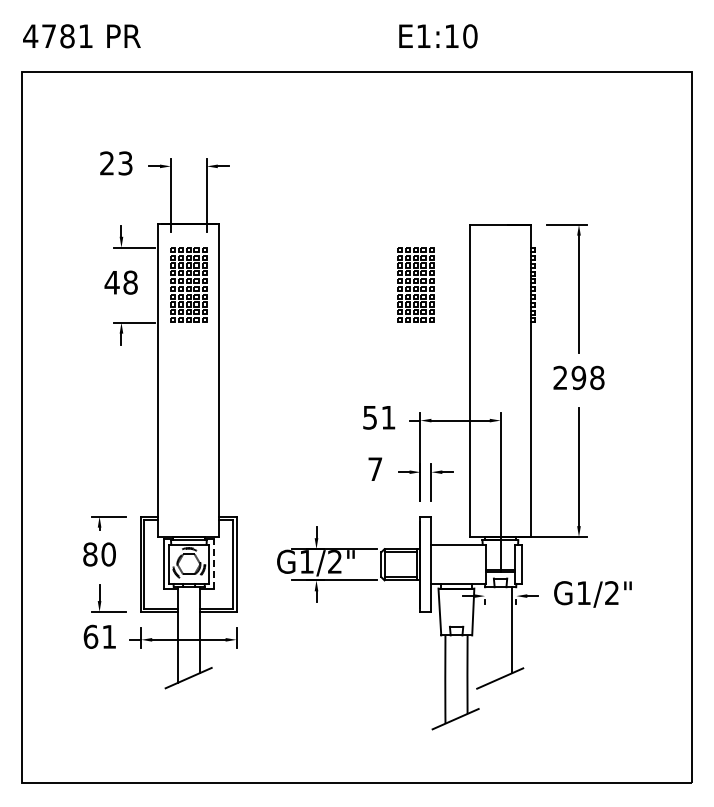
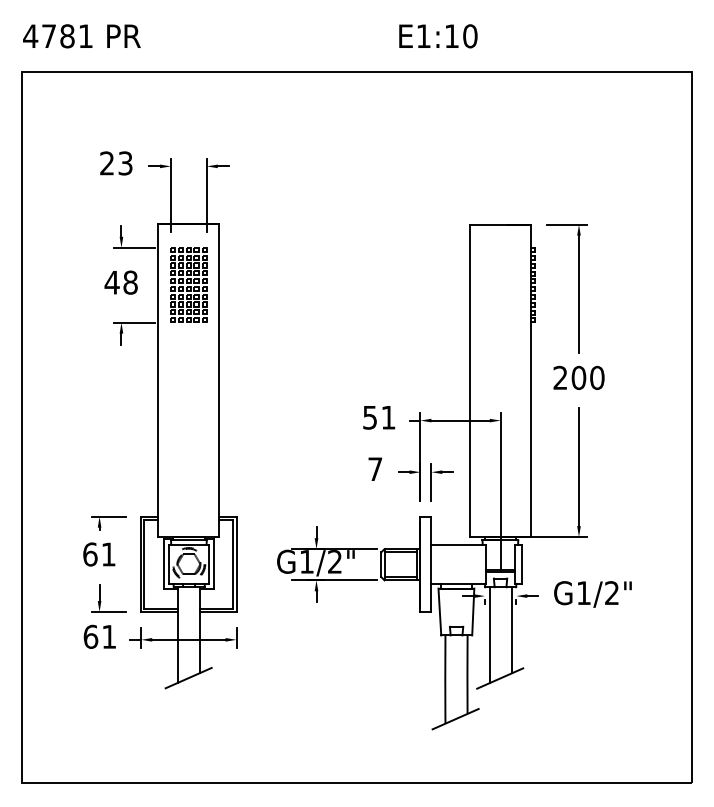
part: present -> none (415, 284)
text: 298 -> 200 (587, 378)
text: 80 -> 61 (99, 554)
line: dashed -> solid (213, 564)
line: none -> present (489, 635)
